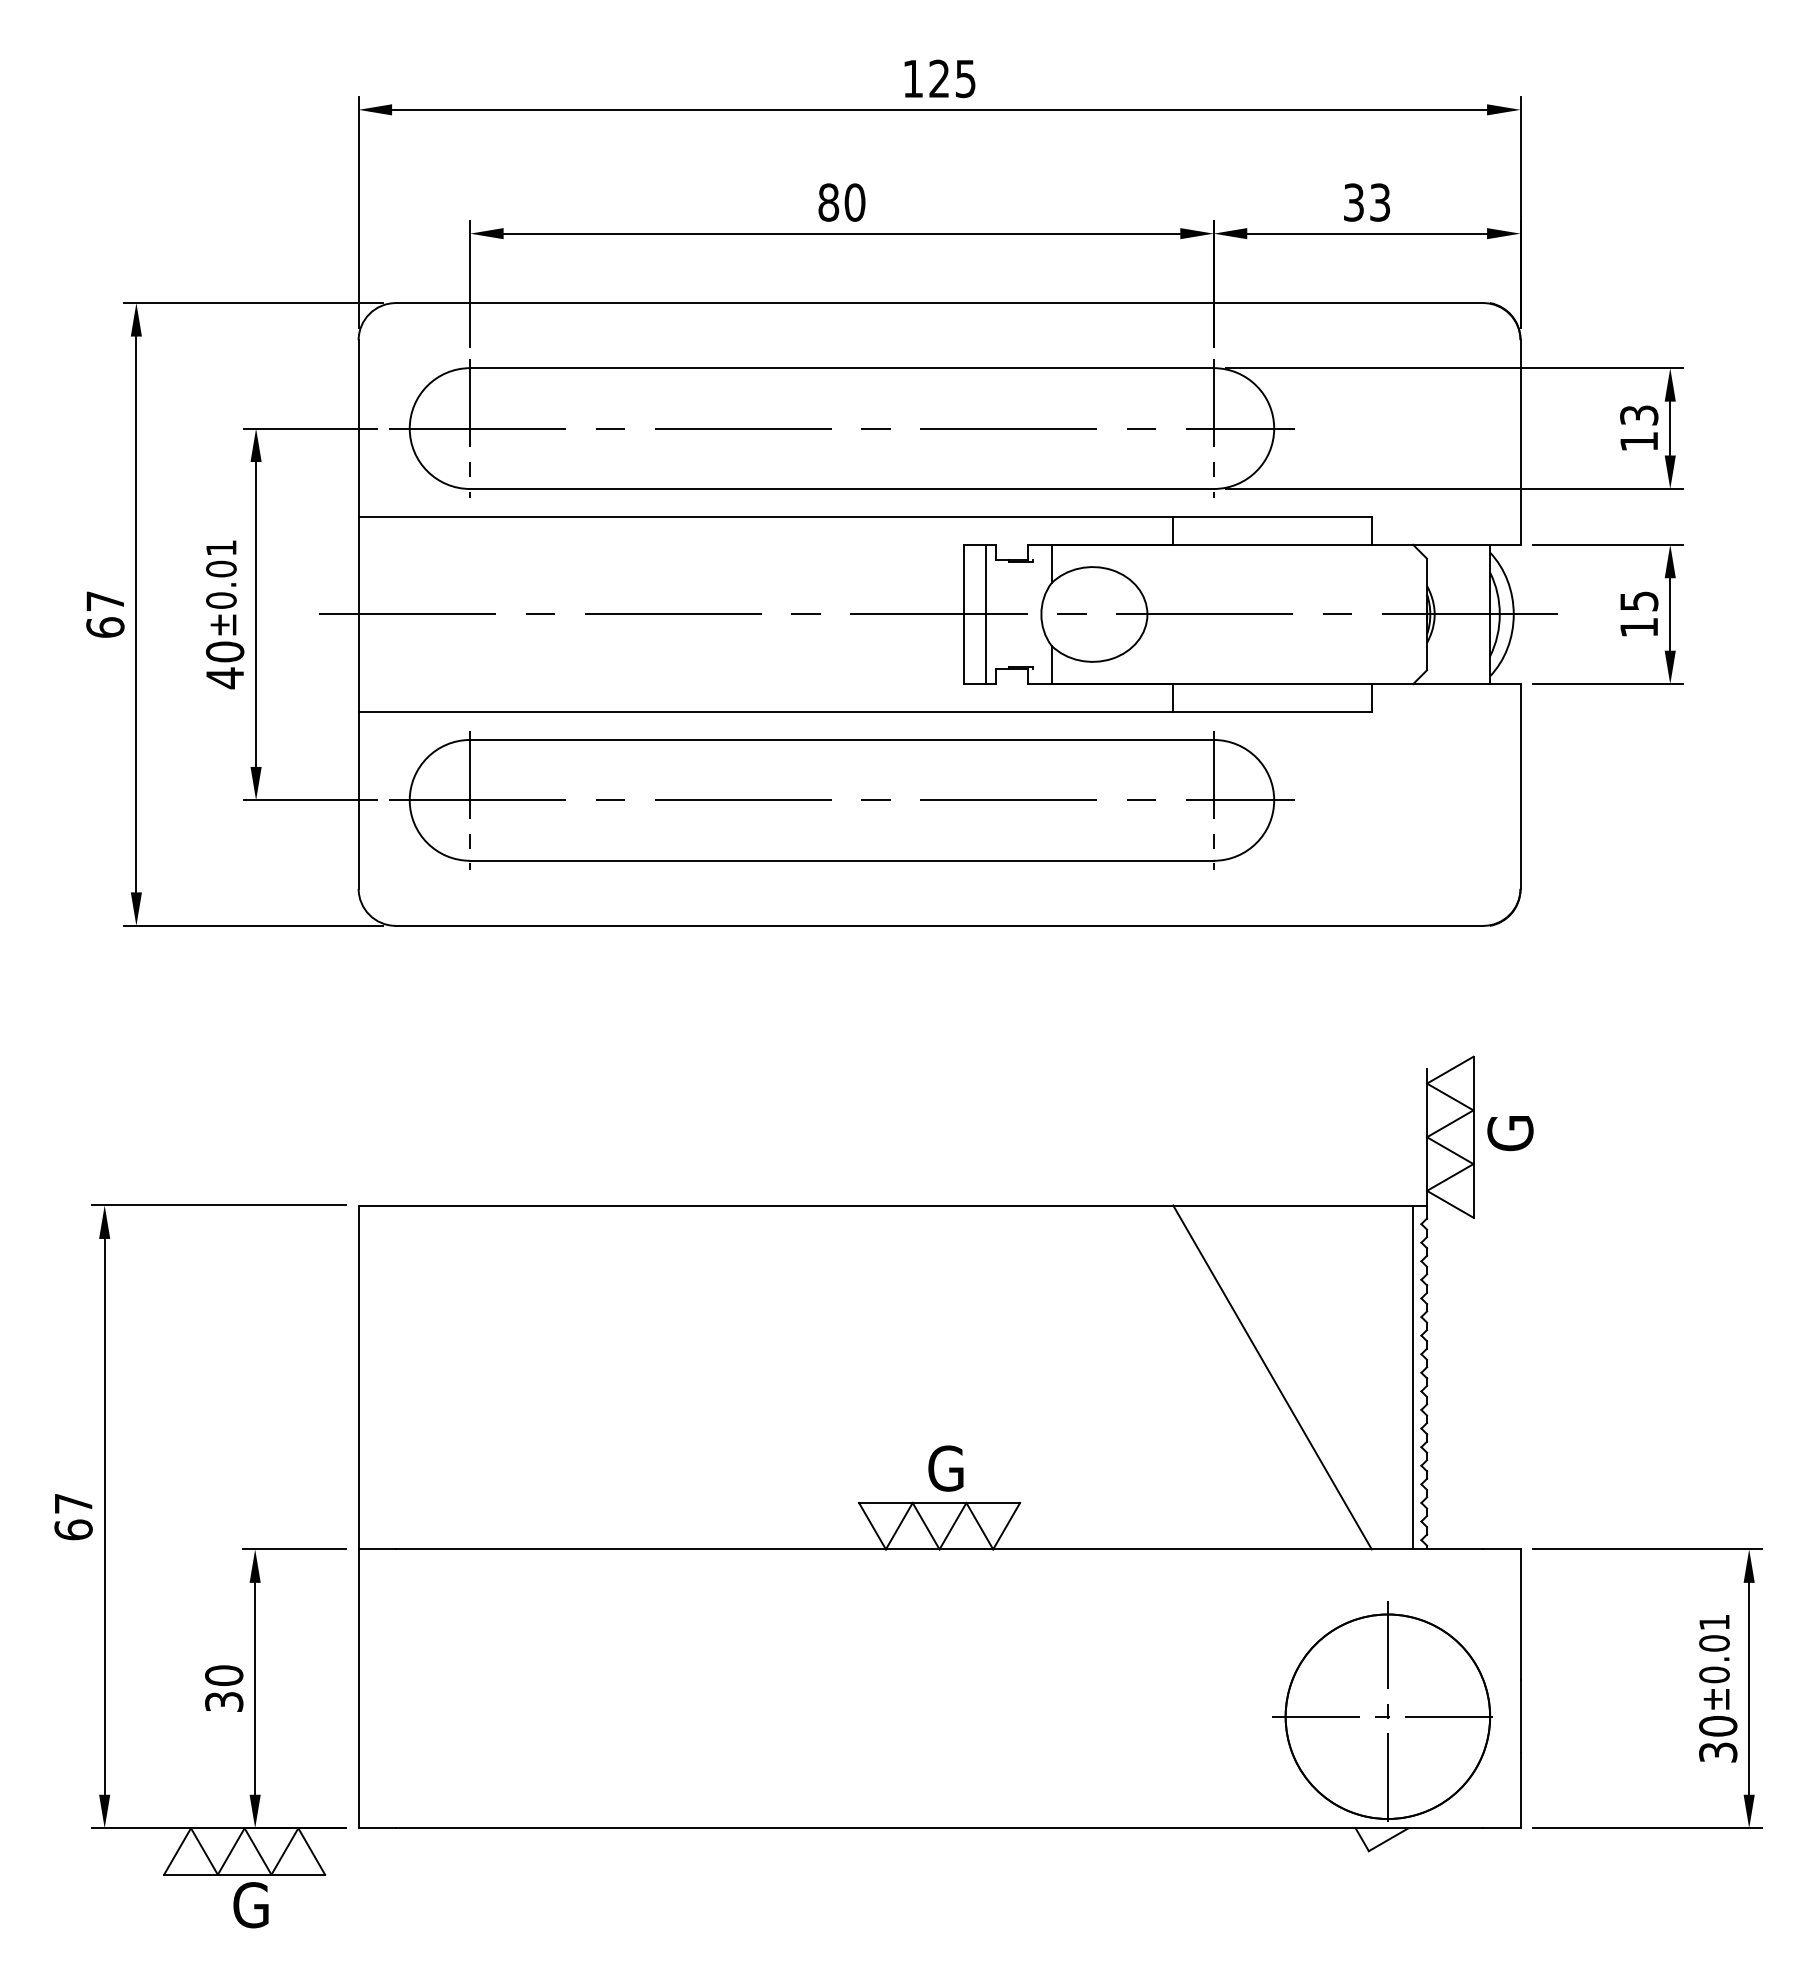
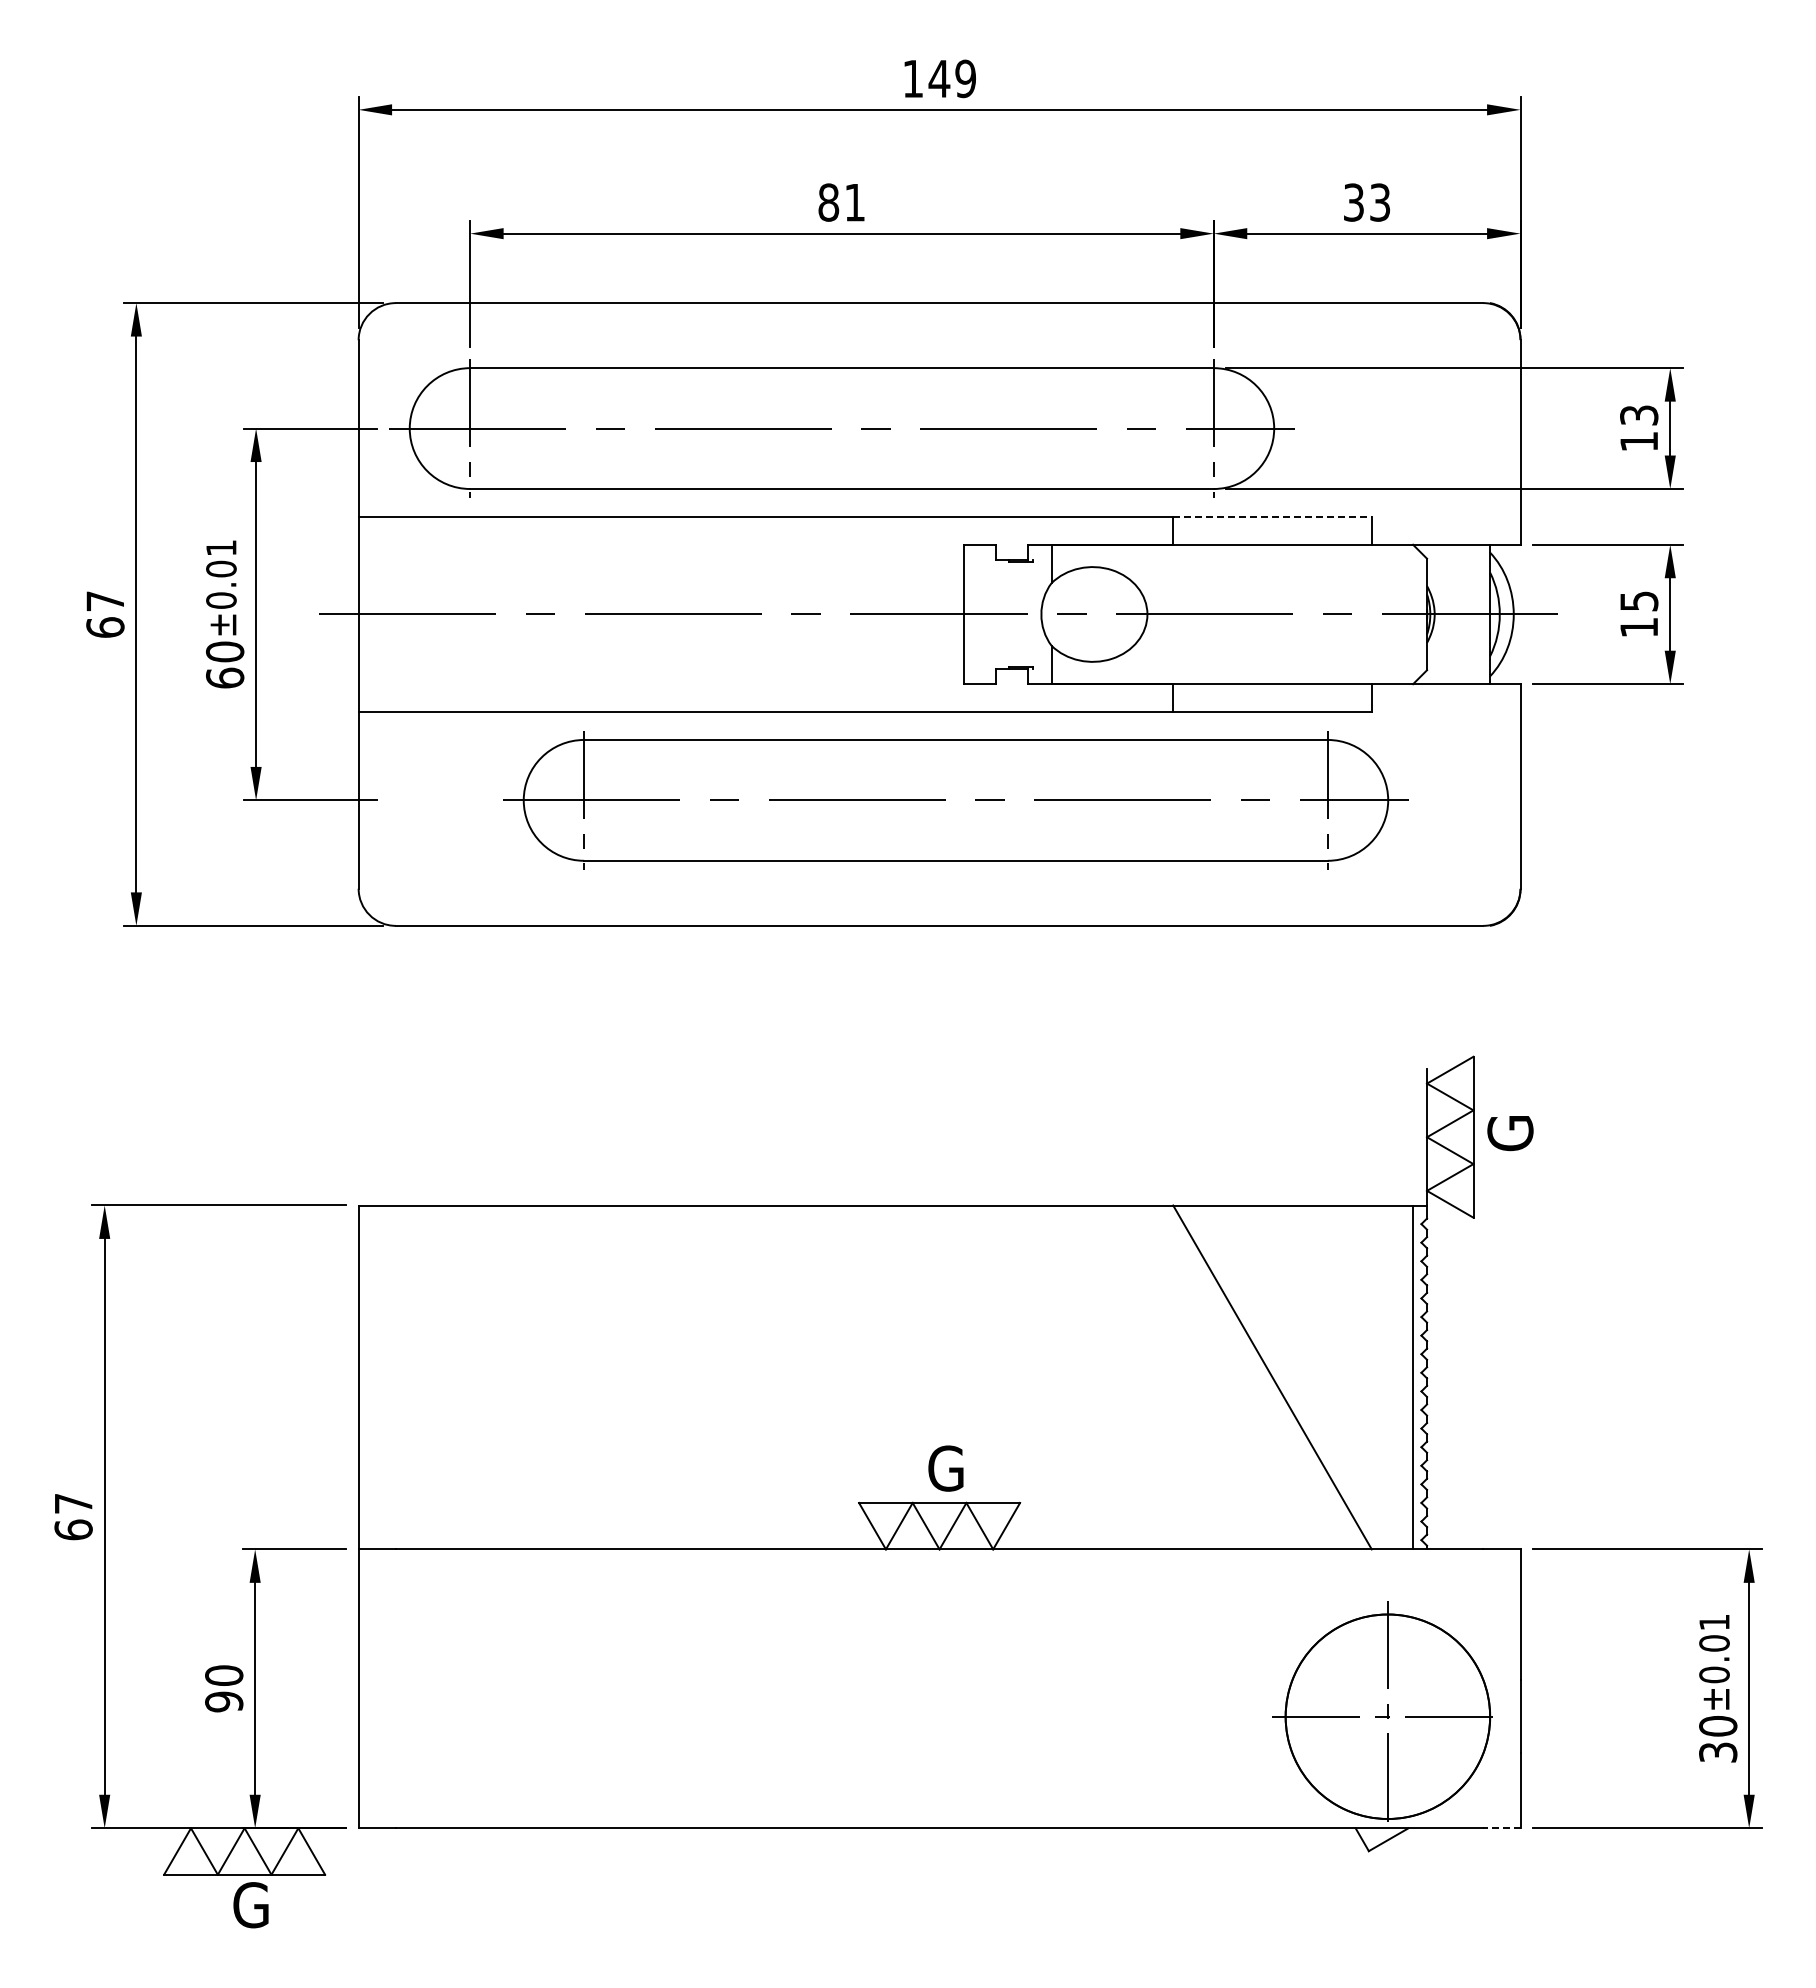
text: 125 -> 149 (951, 78)
text: 80 -> 81 (854, 202)
line: solid -> dashed (1273, 516)
line: present -> none (985, 614)
text: 40 -> 60 (225, 678)
part position: (841, 800) -> (955, 800) (955, 800)
text: 30 -> 90 (224, 1701)
line: solid -> dashed (1501, 1828)
